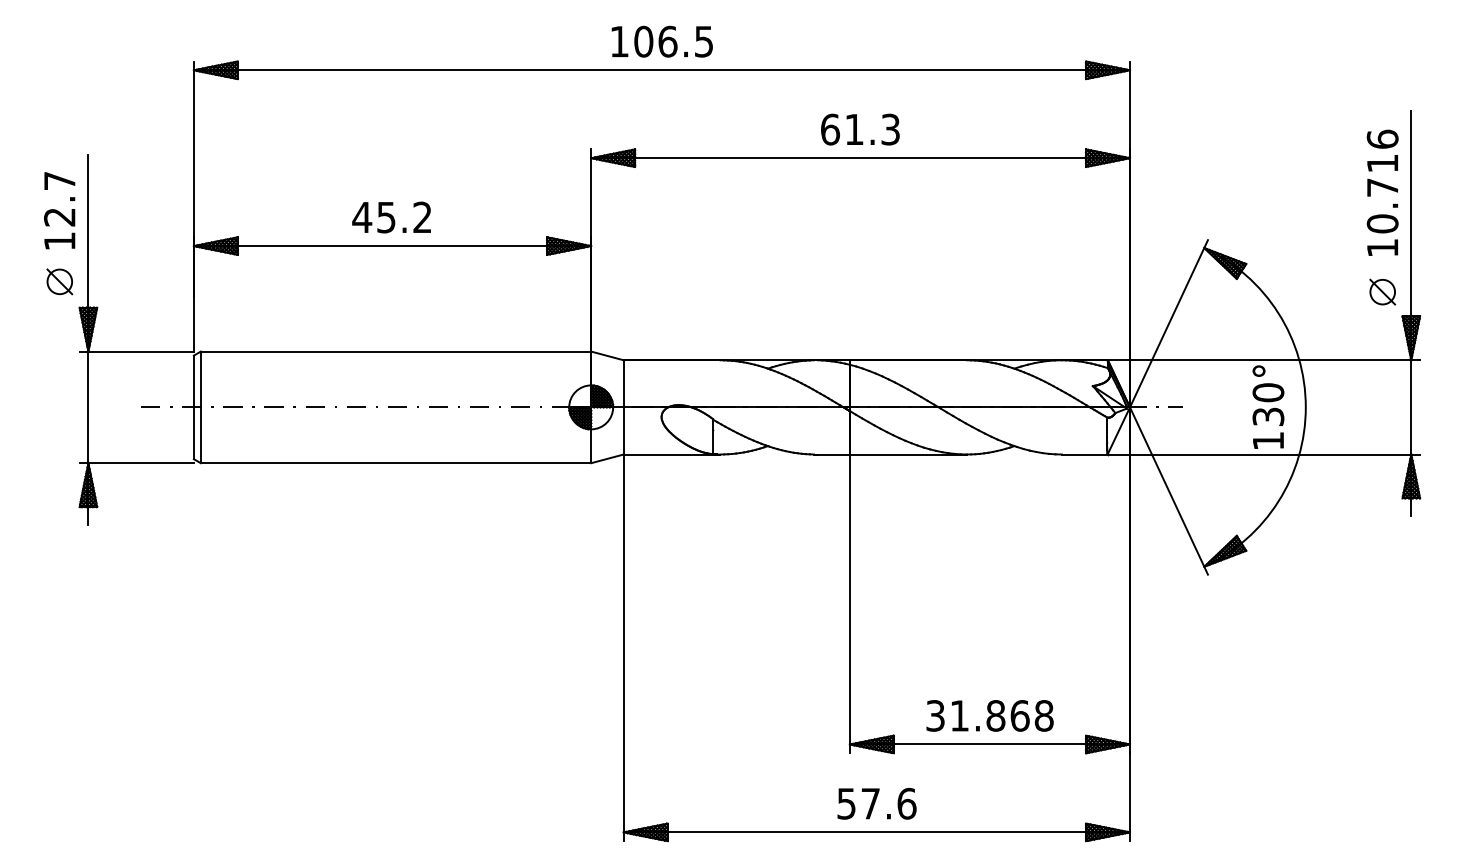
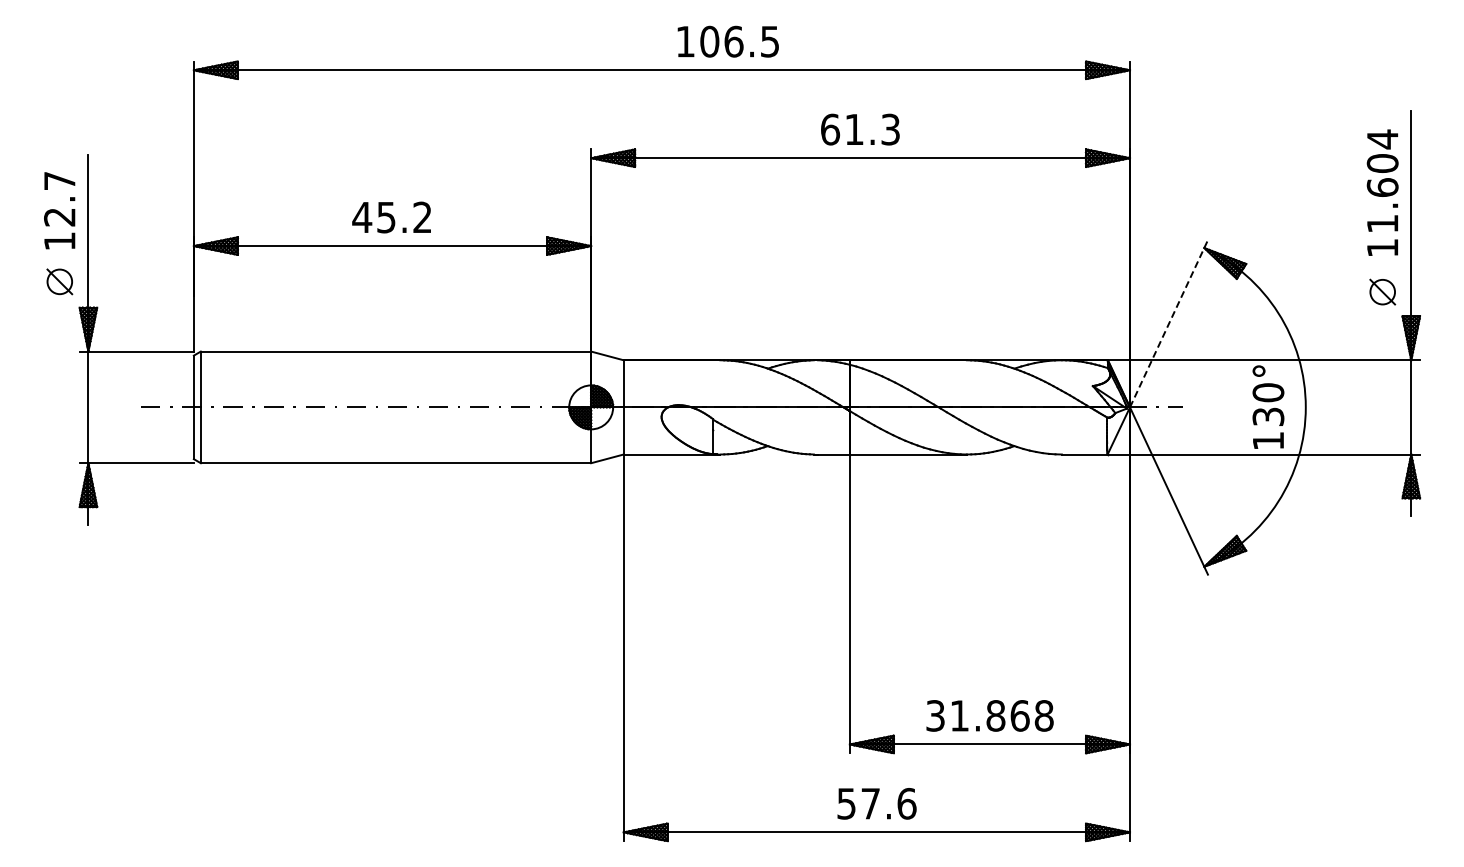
text position: (661, 41) -> (727, 41) (727, 41)
text: 10.716 -> 11.604 (1382, 181)
line: solid -> dashed (1169, 323)
